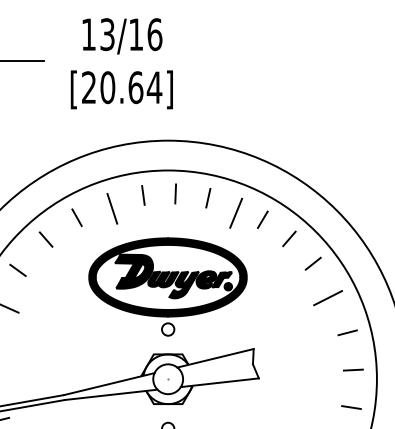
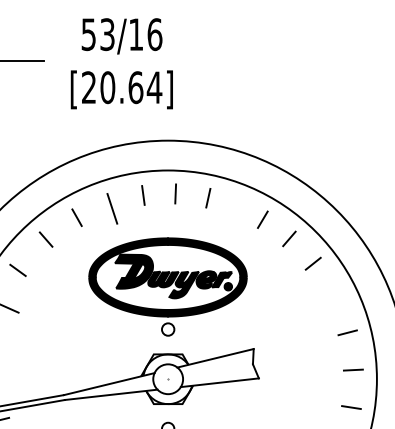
text: 13/16 -> 53/16 (88, 34)
line: present -> none (236, 212)
line: present -> none (328, 298)
